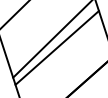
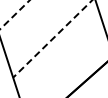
line: solid -> dashed (15, 14)
line: solid -> dashed (52, 38)
line: present -> none (56, 47)
